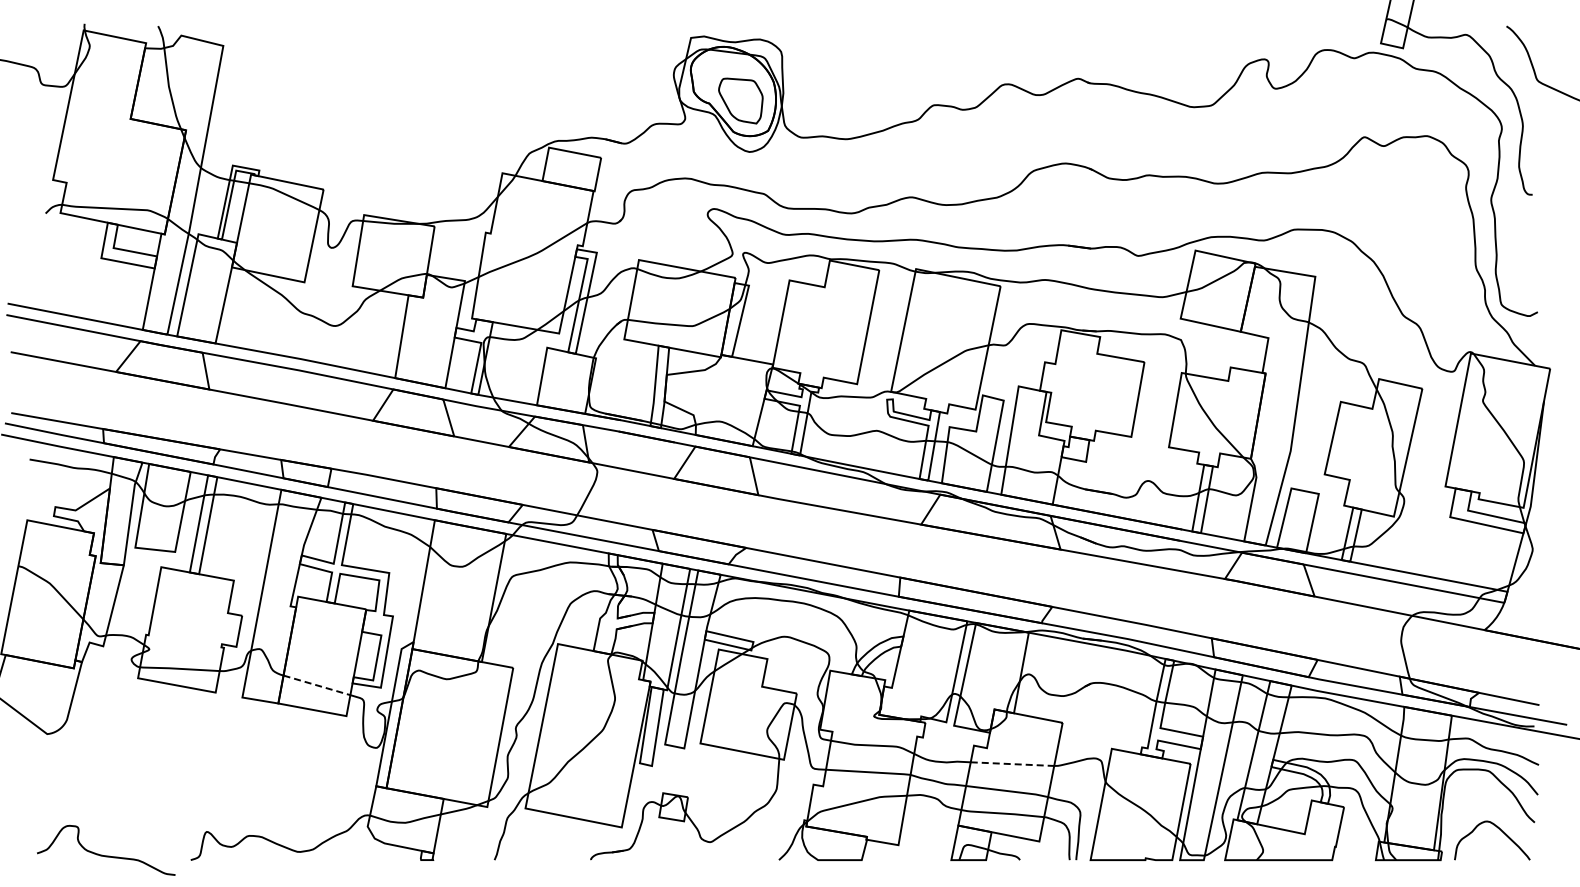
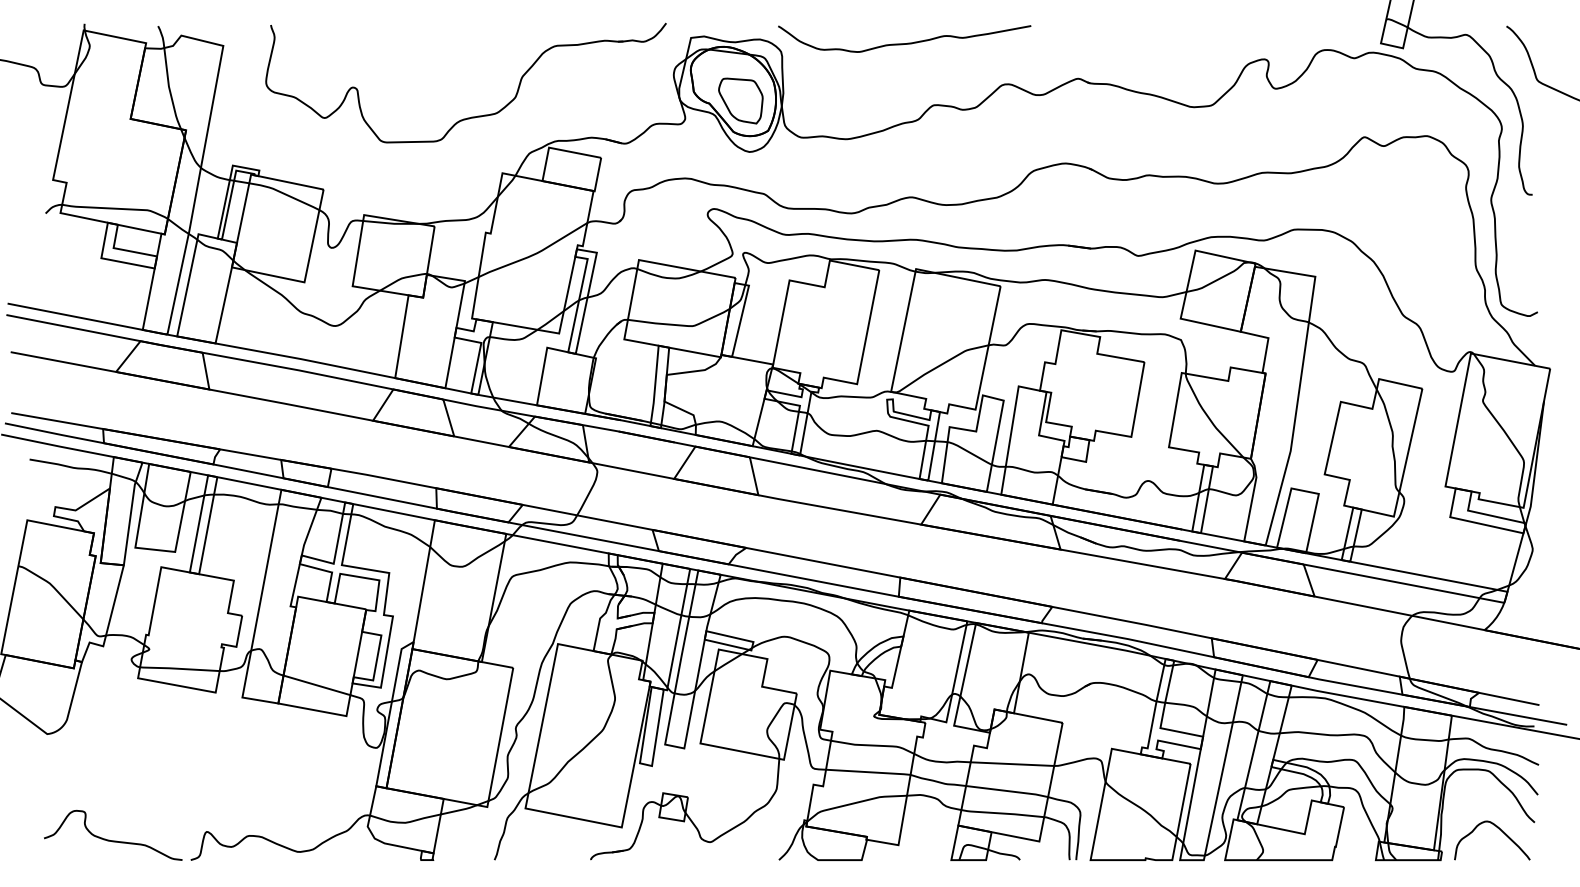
curve: none -> present (907, 42)
part: none -> present (471, 116)
line: dashed -> solid (316, 685)
line: dashed -> solid (1012, 764)
curve position: (106, 855) -> (113, 840) (113, 840)
